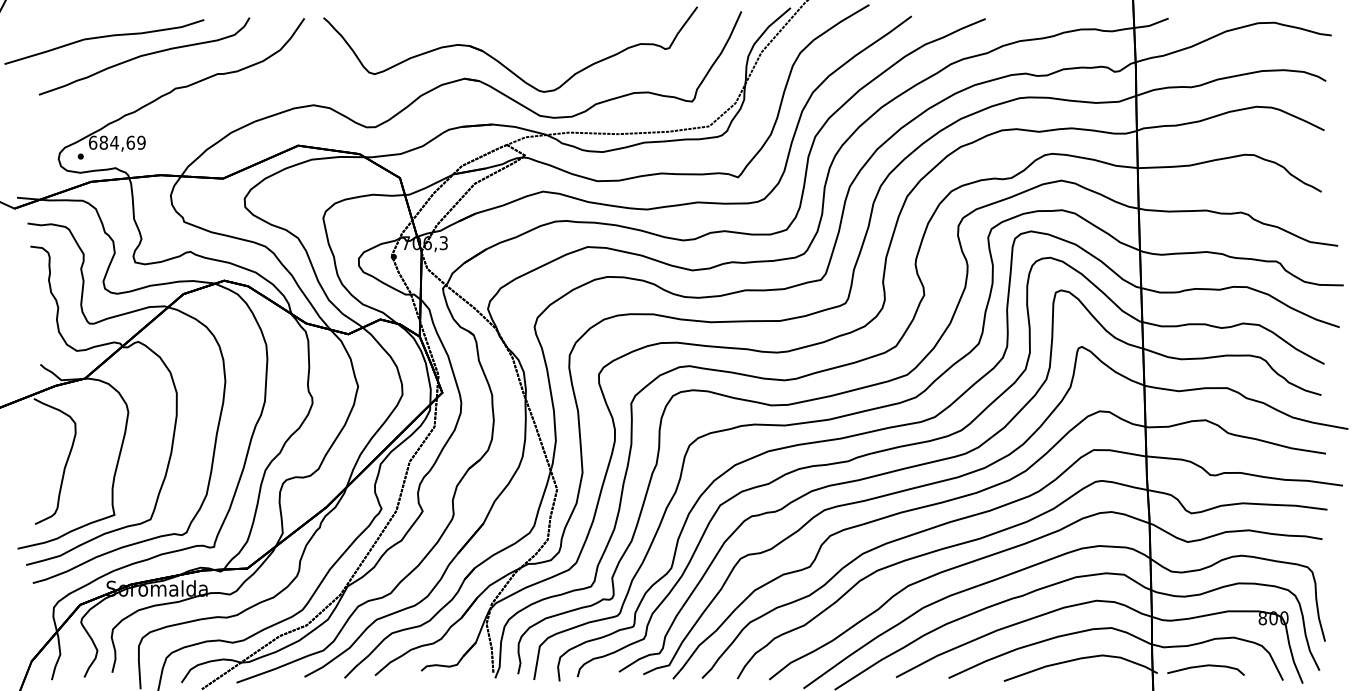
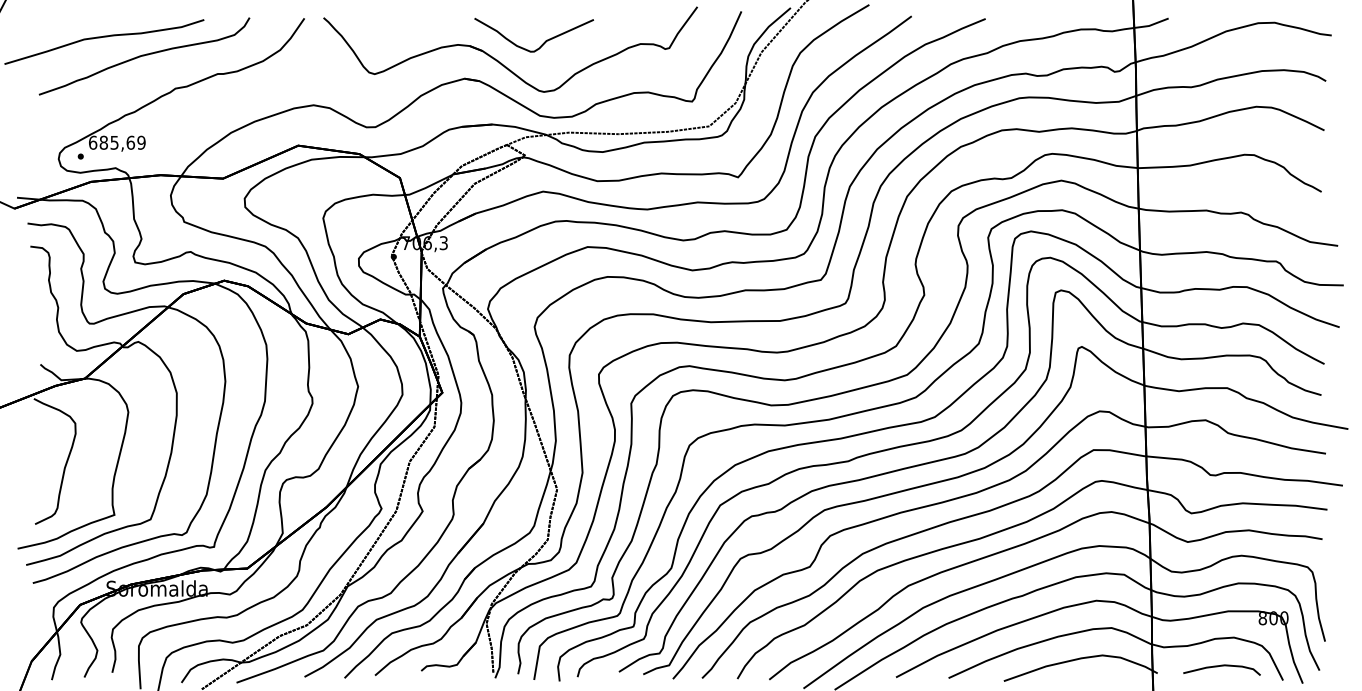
curve: none -> present (542, 43)
text: 684,69 -> 685,69 (114, 142)
curve position: (1205, 666) -> (1221, 666) (1221, 666)
